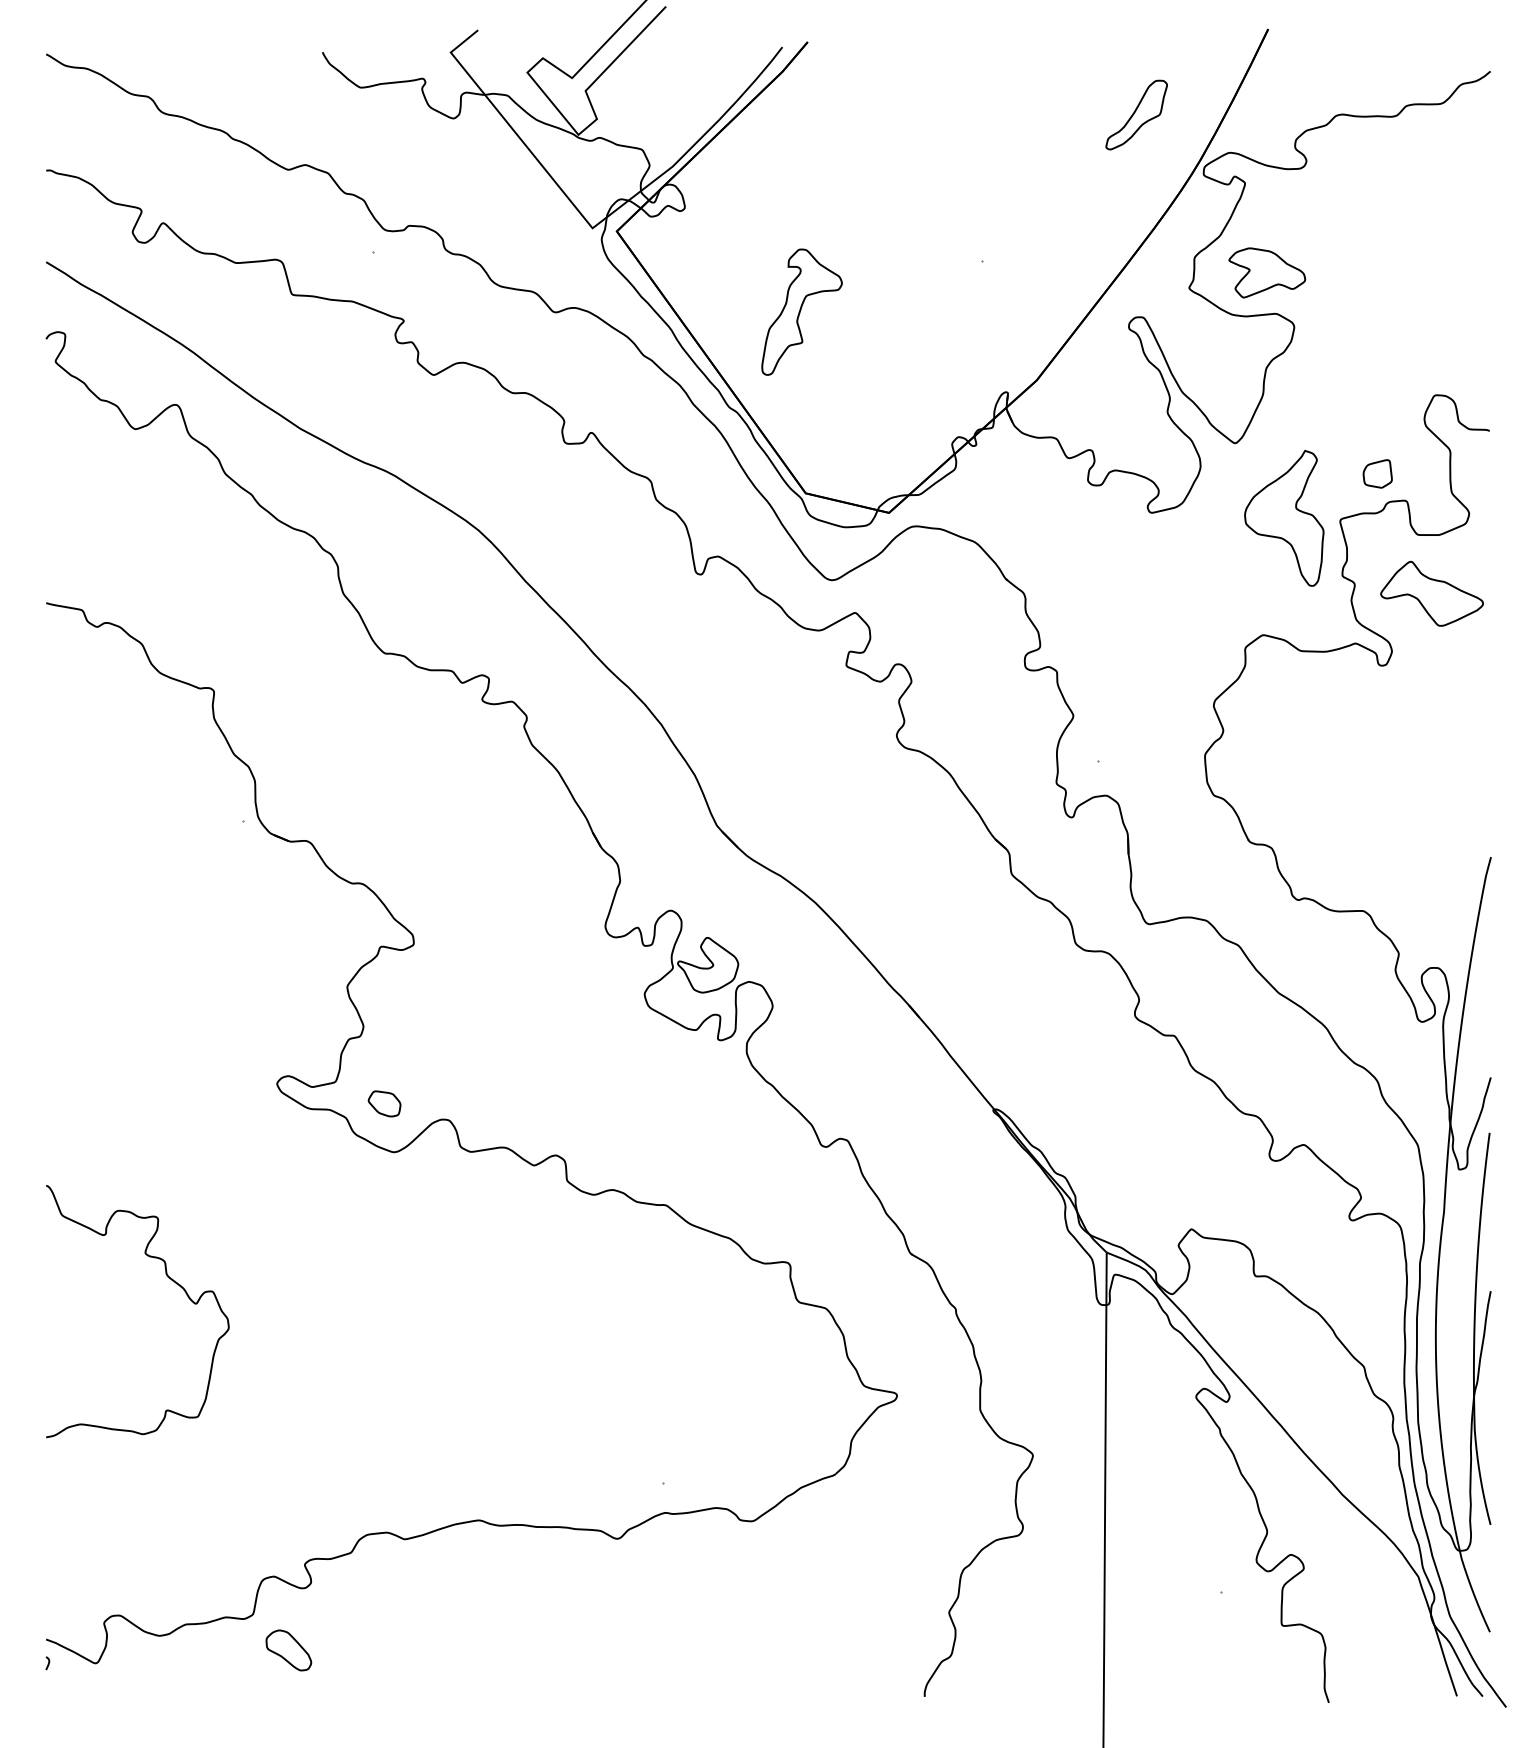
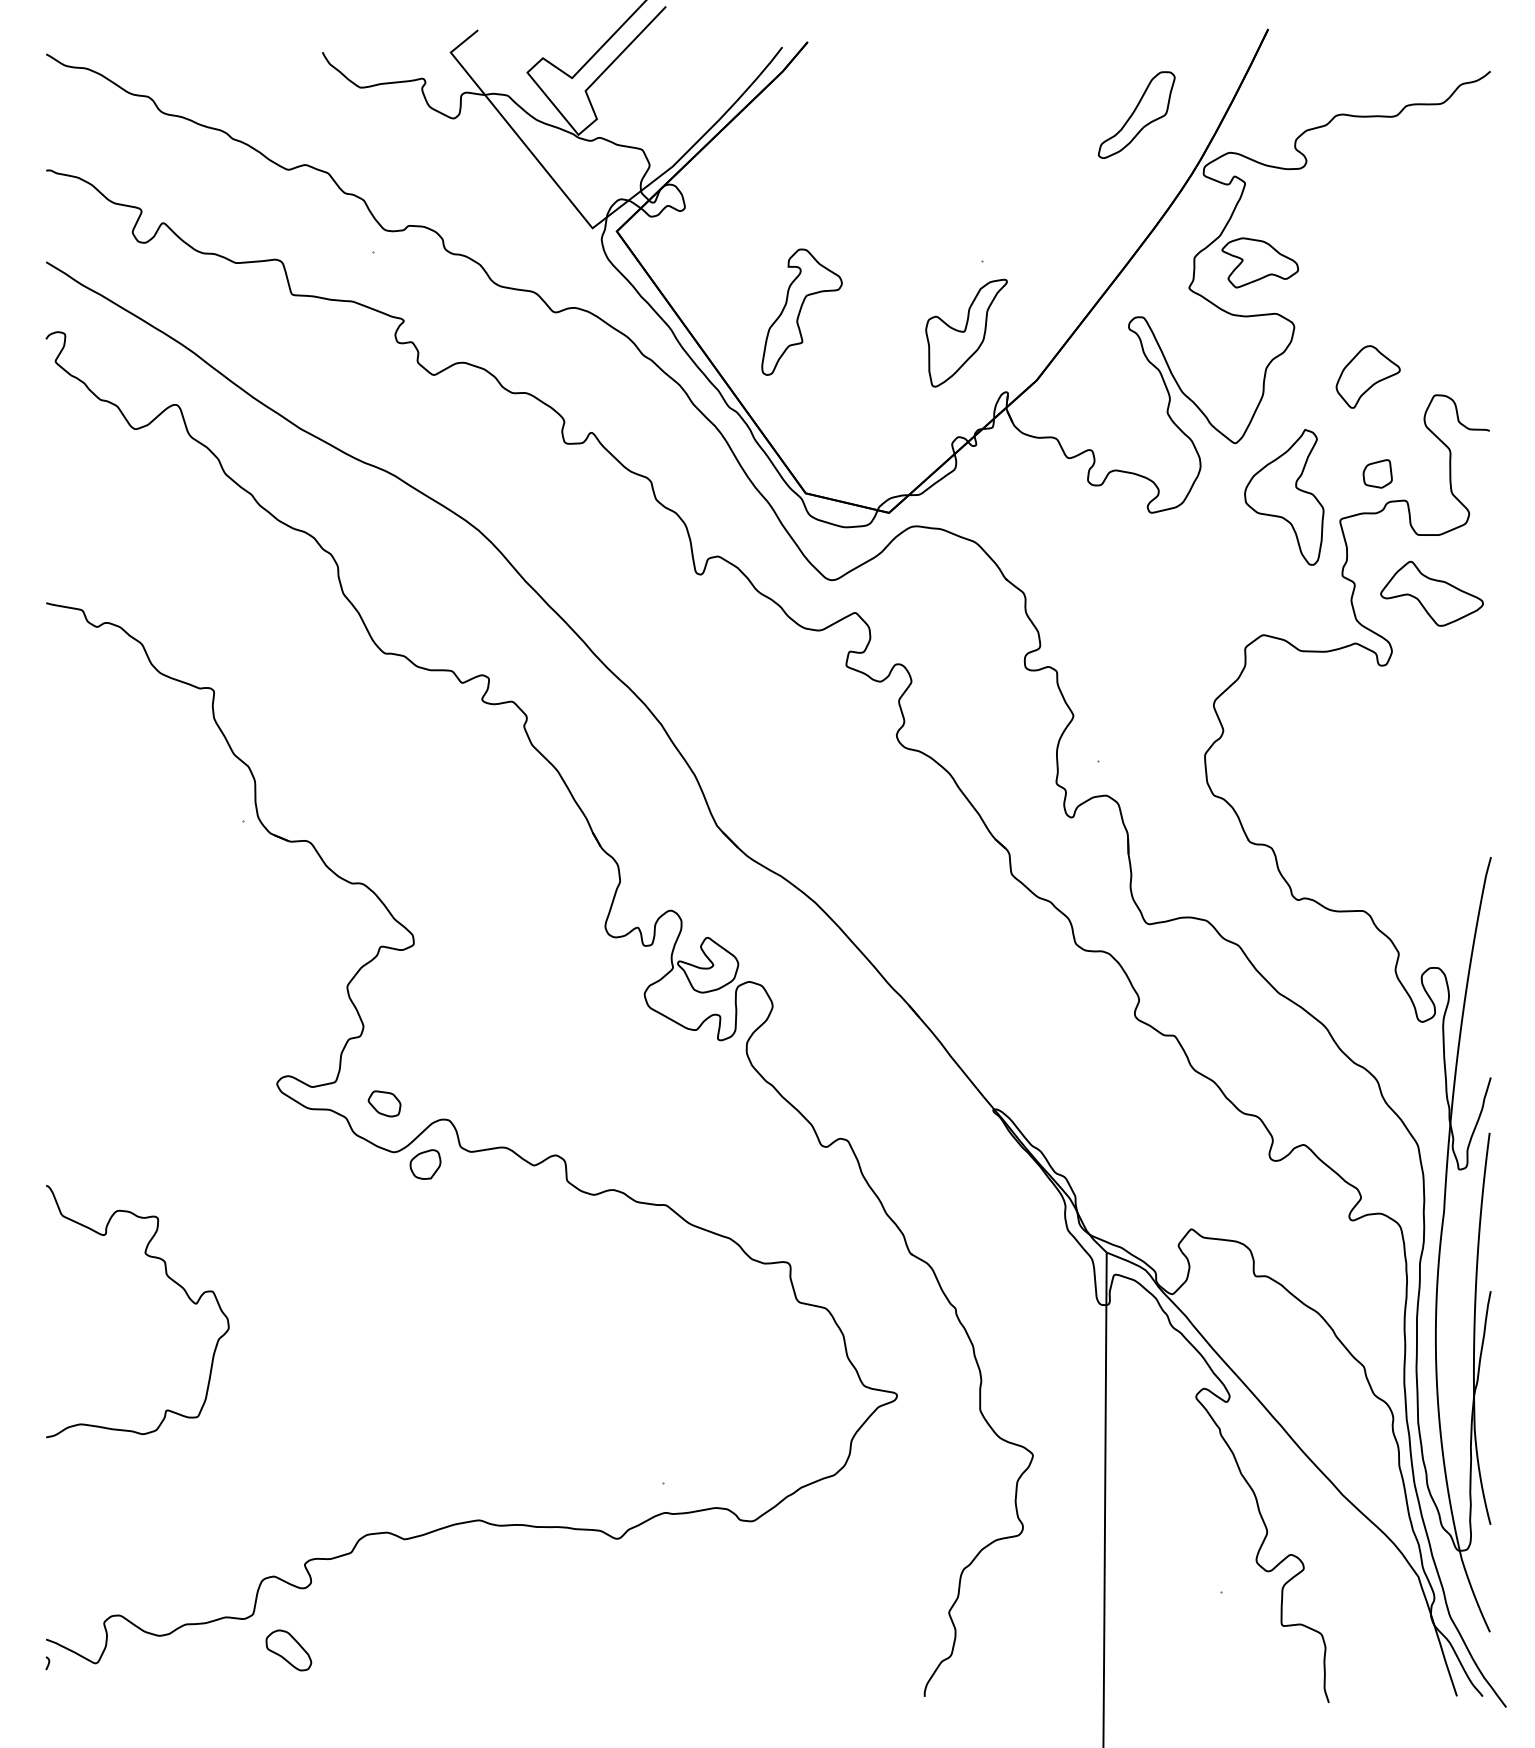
part size: 63x72 px -> 79x88 px (1136, 114)
part position: (1267, 272) -> (1260, 262) (1260, 262)
part: none -> present (966, 332)
part: none -> present (1367, 376)
part position: (1284, 518) -> (1284, 497) (1284, 497)
part: none -> present (425, 1164)
